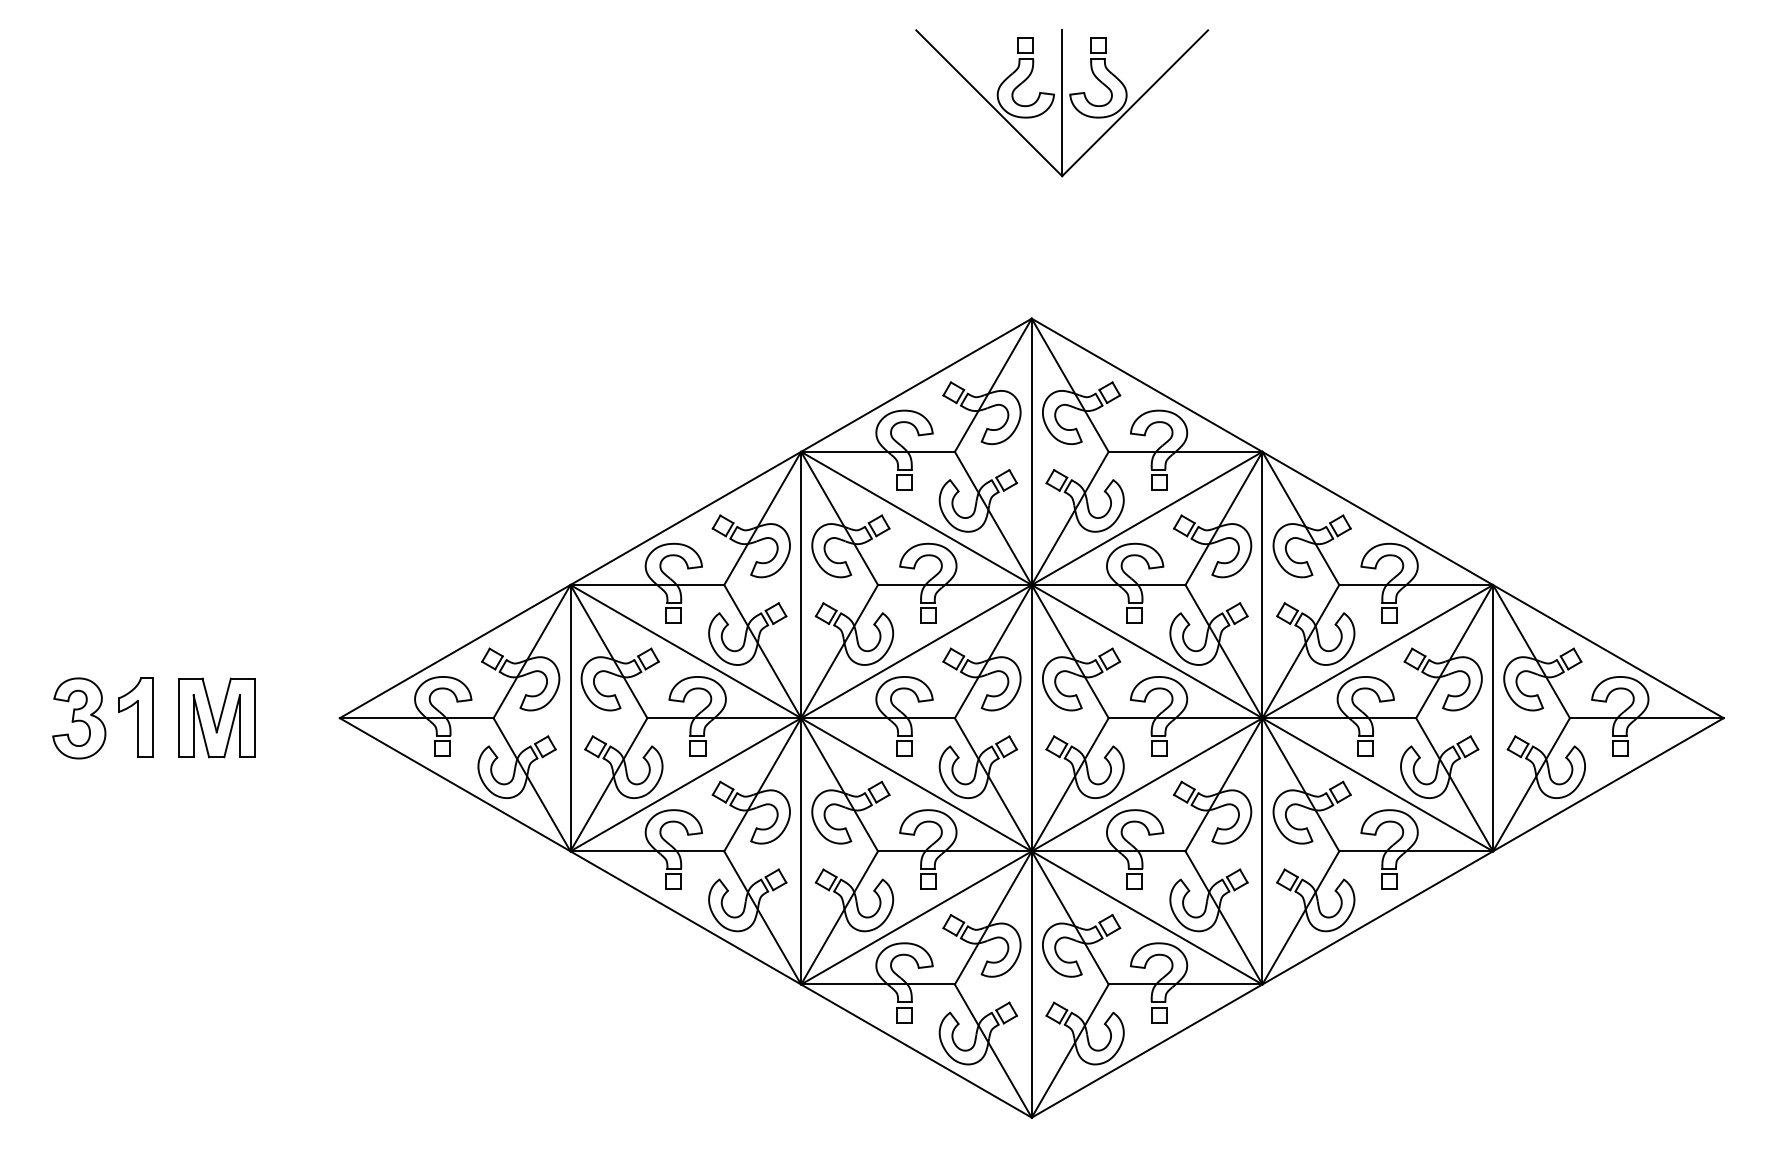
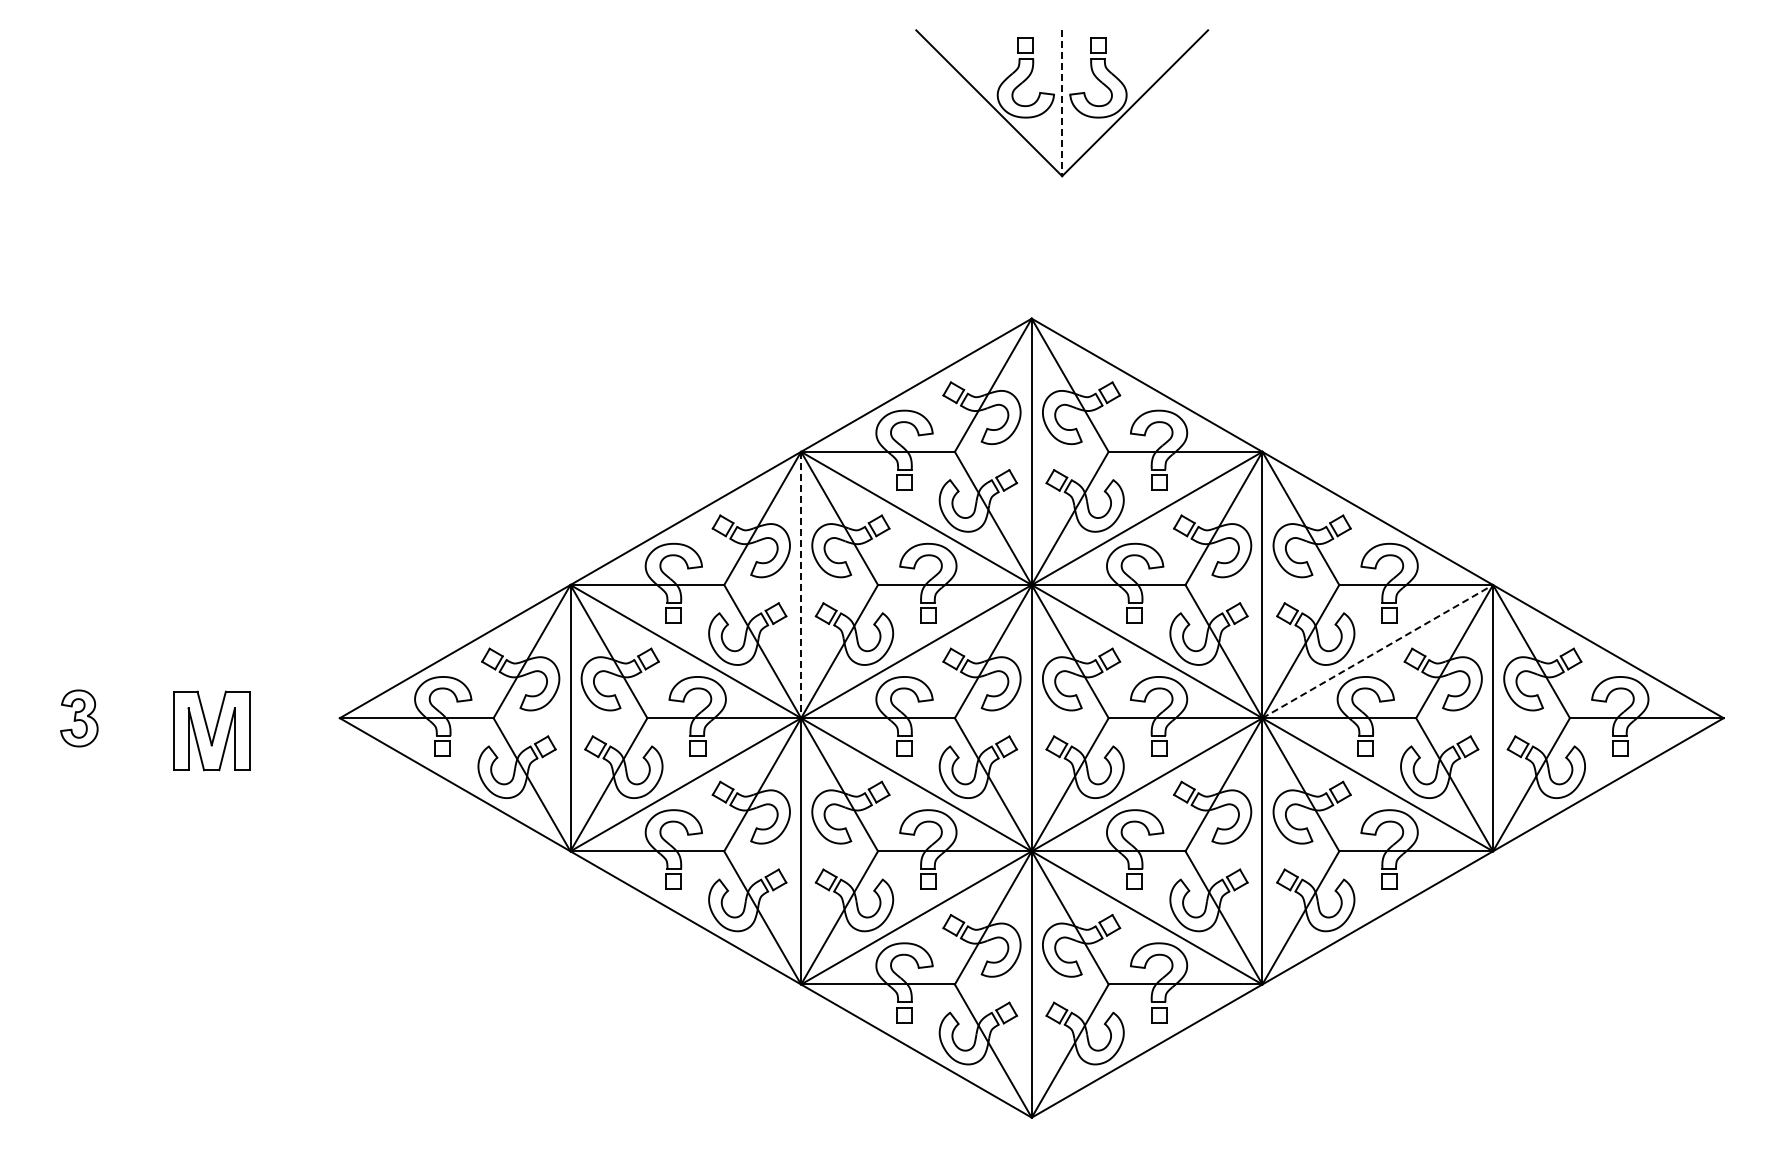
line: solid -> dashed (1062, 103)
line: solid -> dashed (801, 585)
line: solid -> dashed (1378, 651)
part: present -> none (135, 717)
part position: (216, 717) -> (211, 730) (211, 730)
part size: 55x83 px -> 39x59 px (79, 718)
